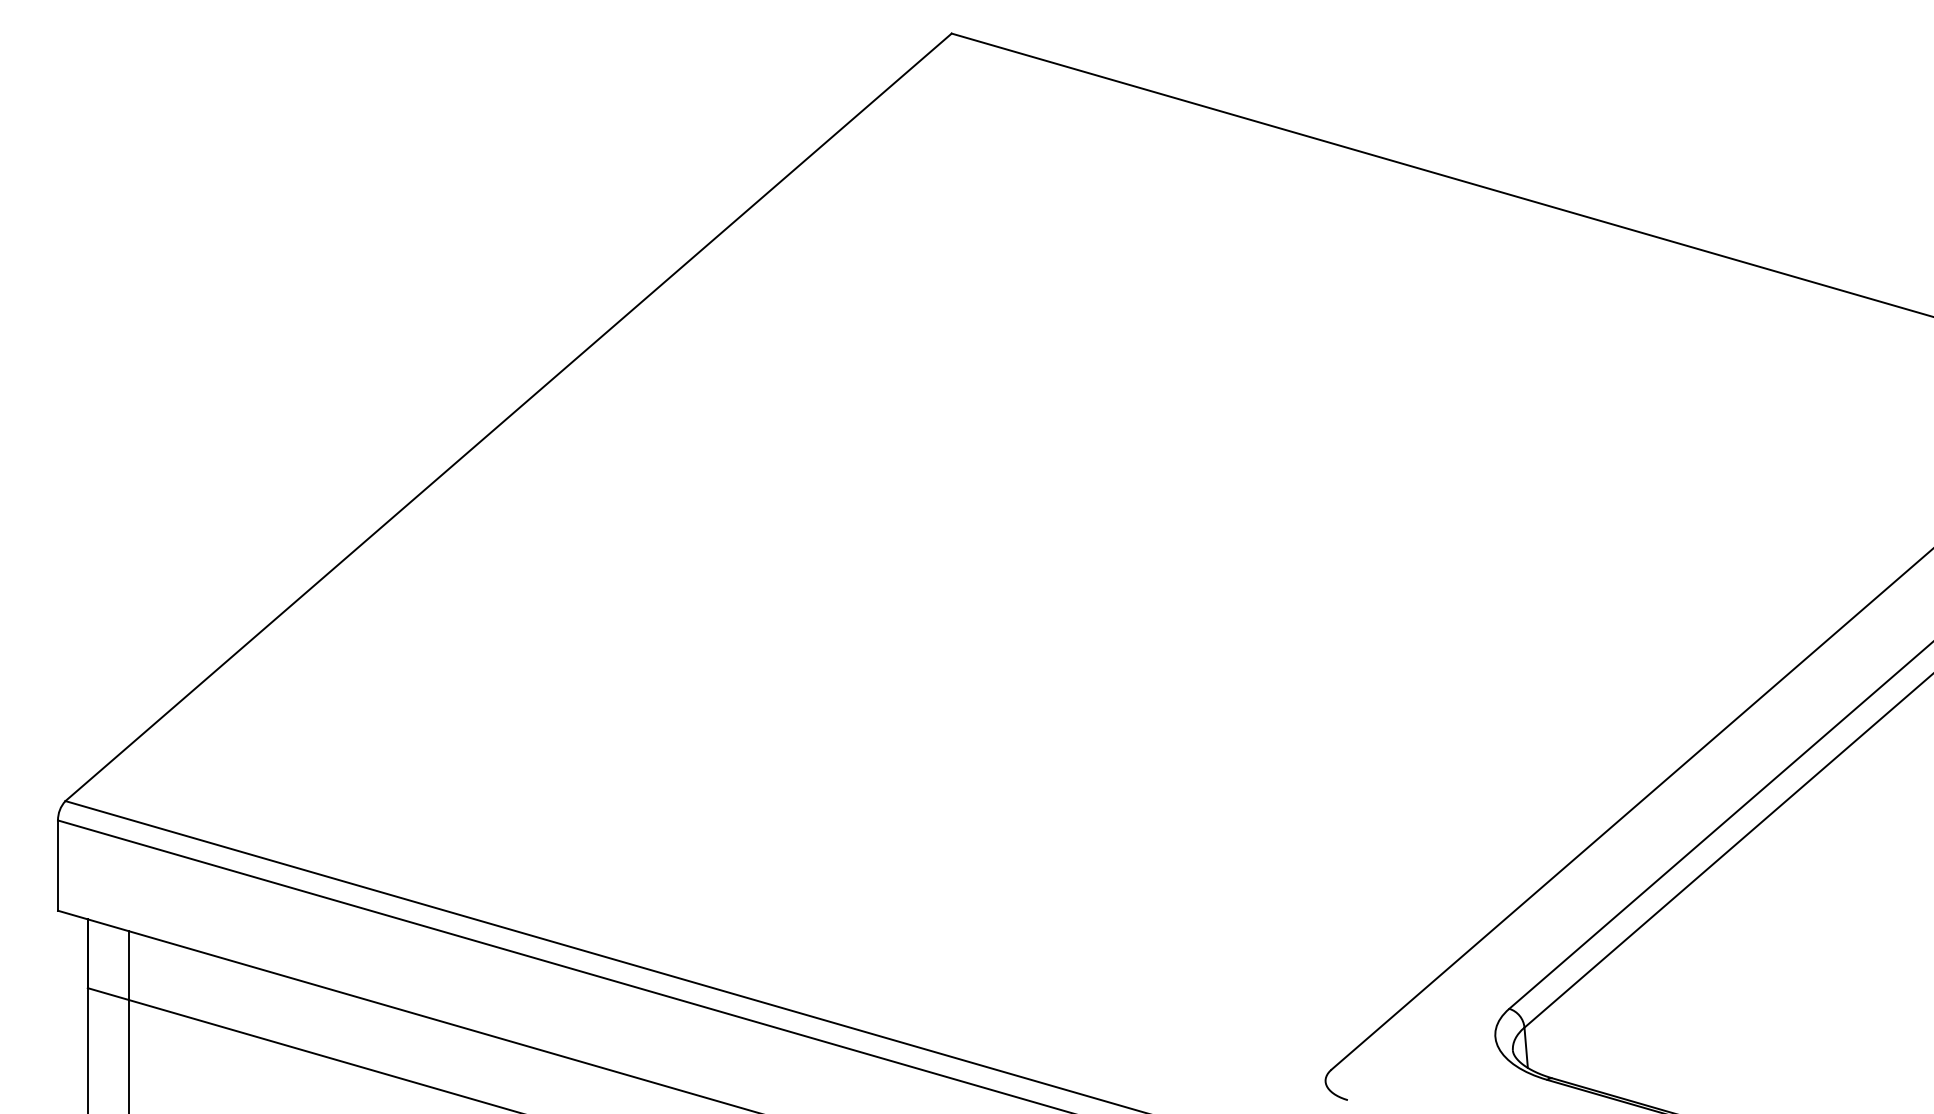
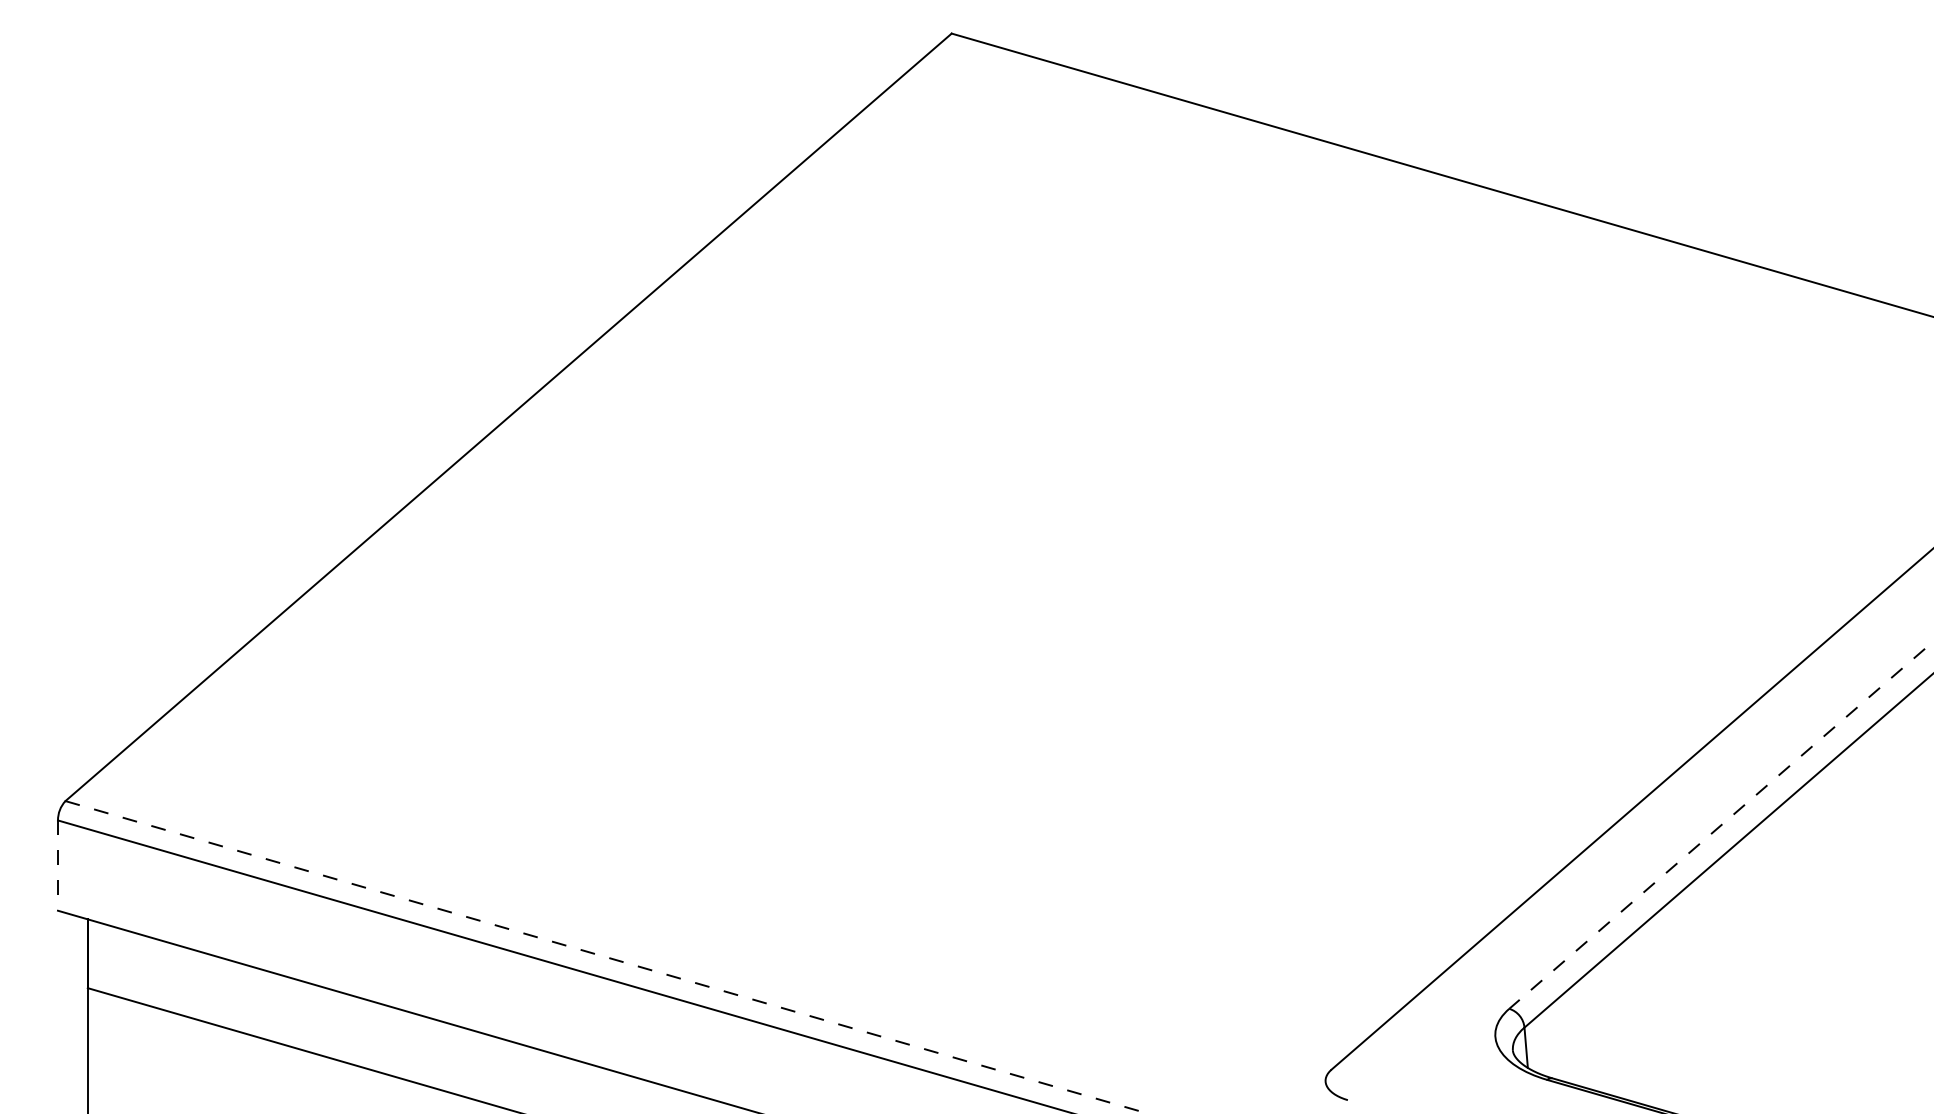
line: solid -> dashed (1721, 825)
line: solid -> dashed (58, 866)
line: solid -> dashed (607, 957)
line: present -> none (129, 1020)
